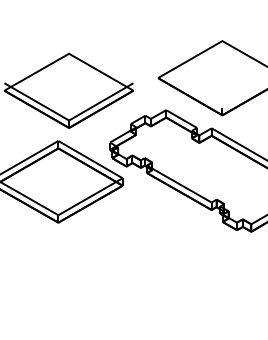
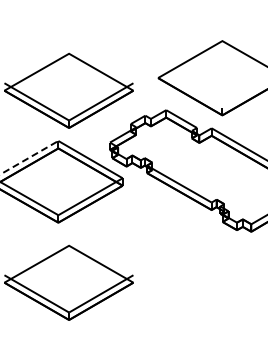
line: solid -> dashed (29, 157)
part: none -> present (68, 282)
